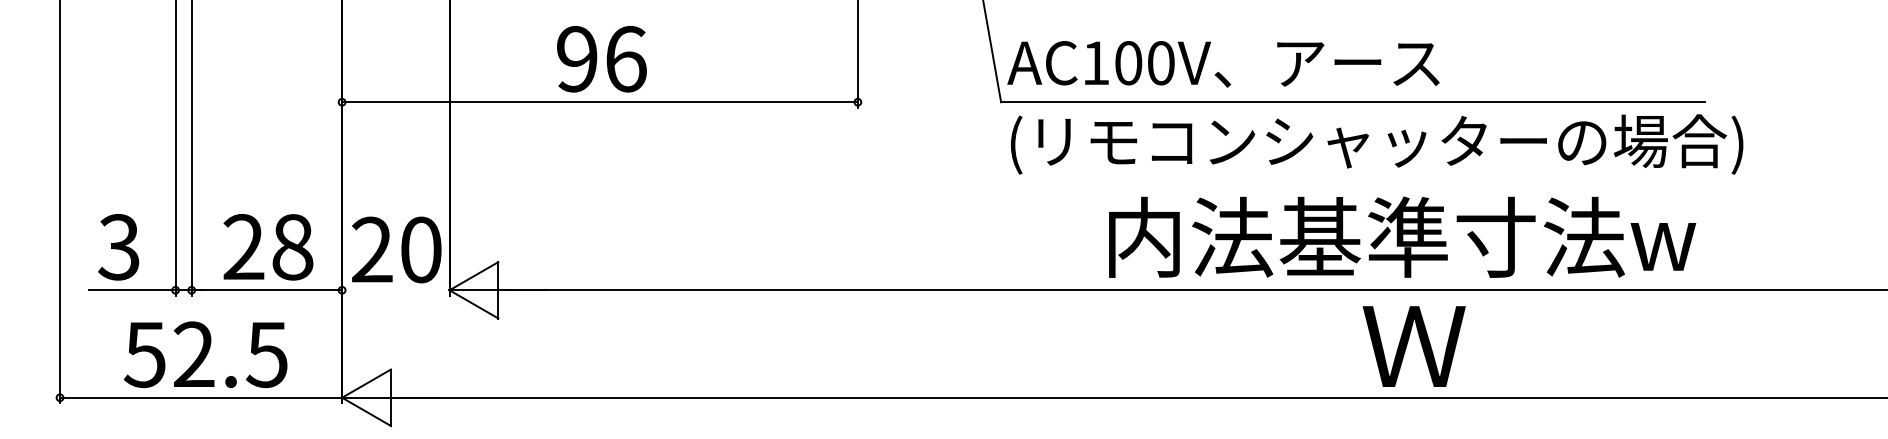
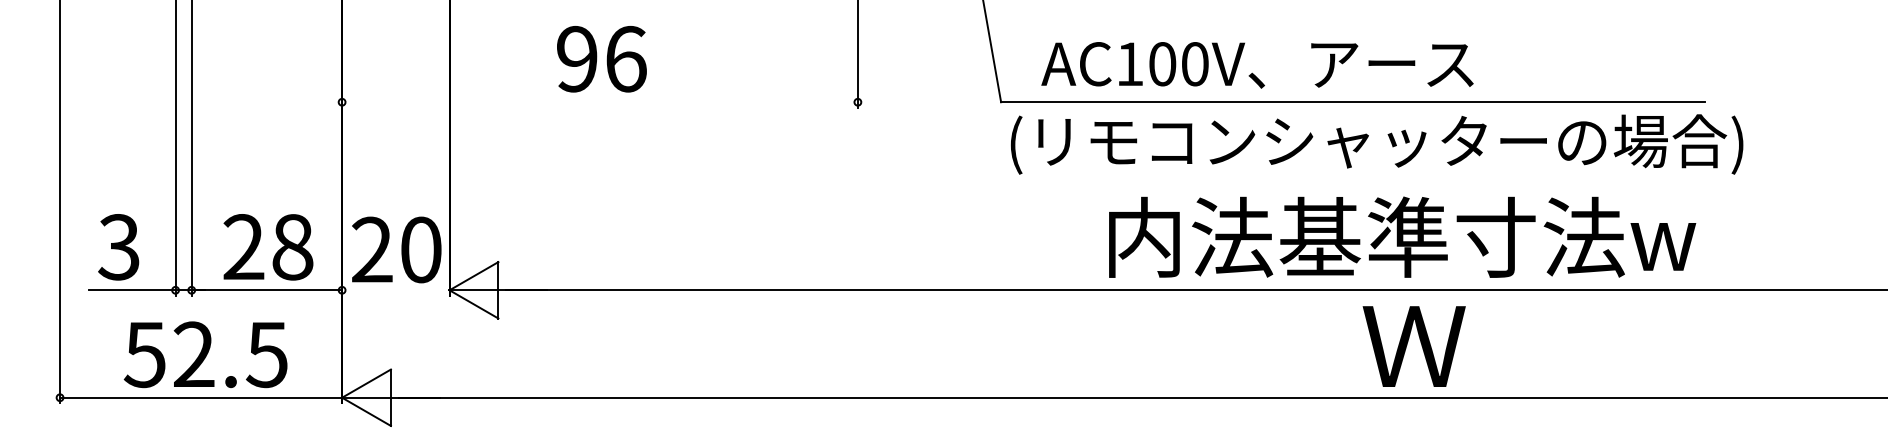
text position: (1223, 64) -> (1257, 65) (1257, 65)
line: present -> none (599, 102)
